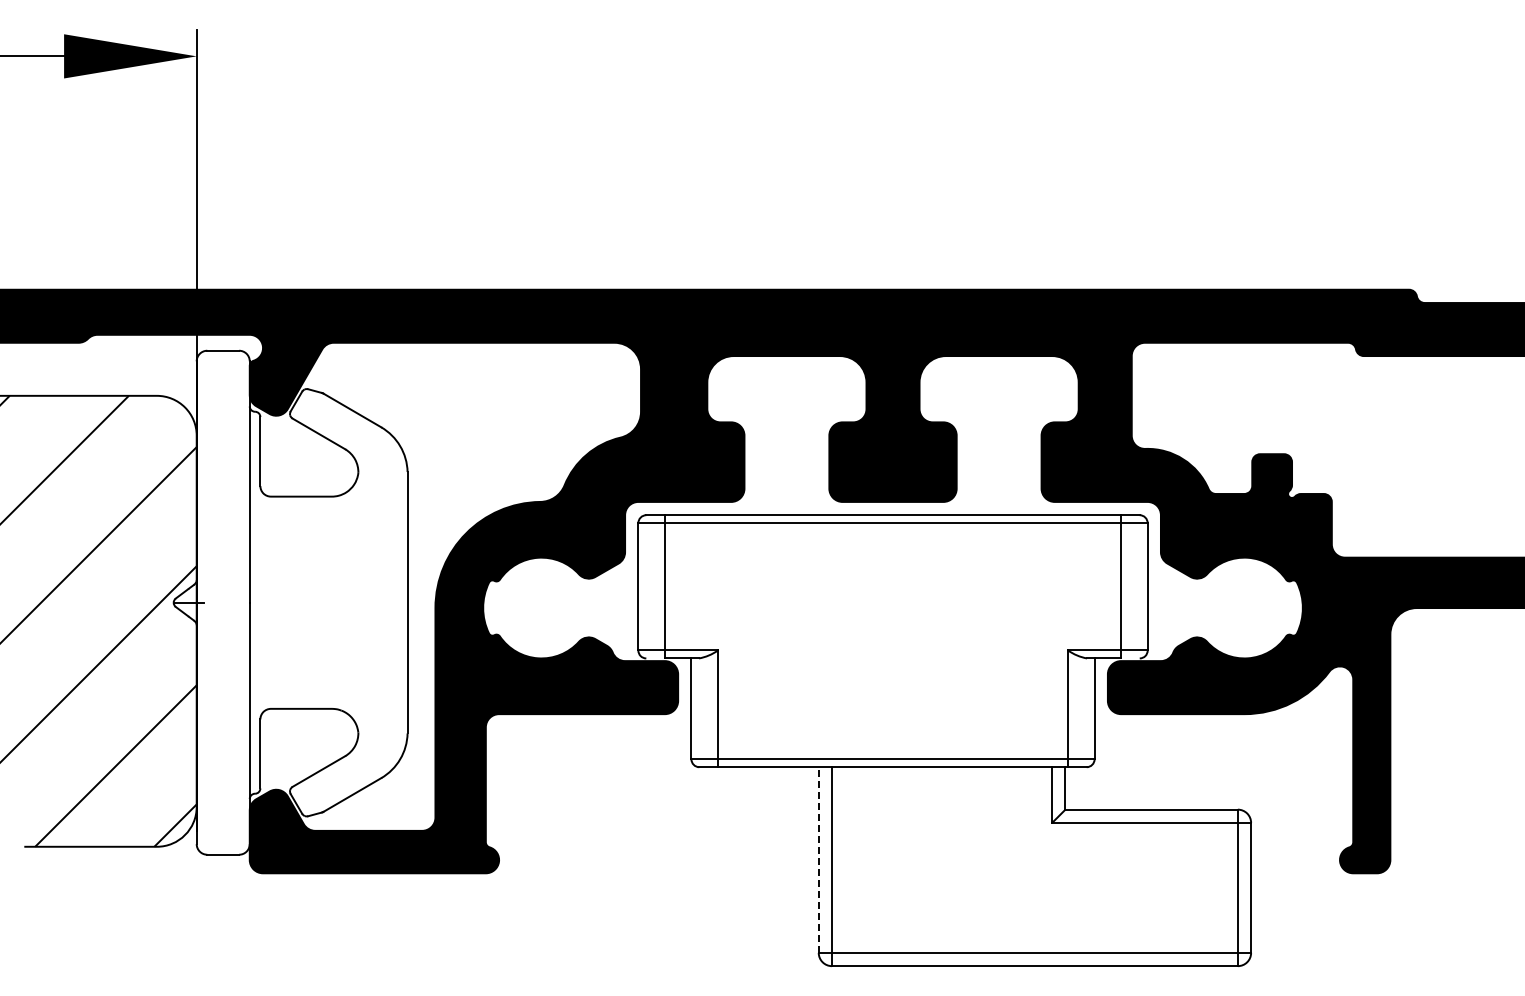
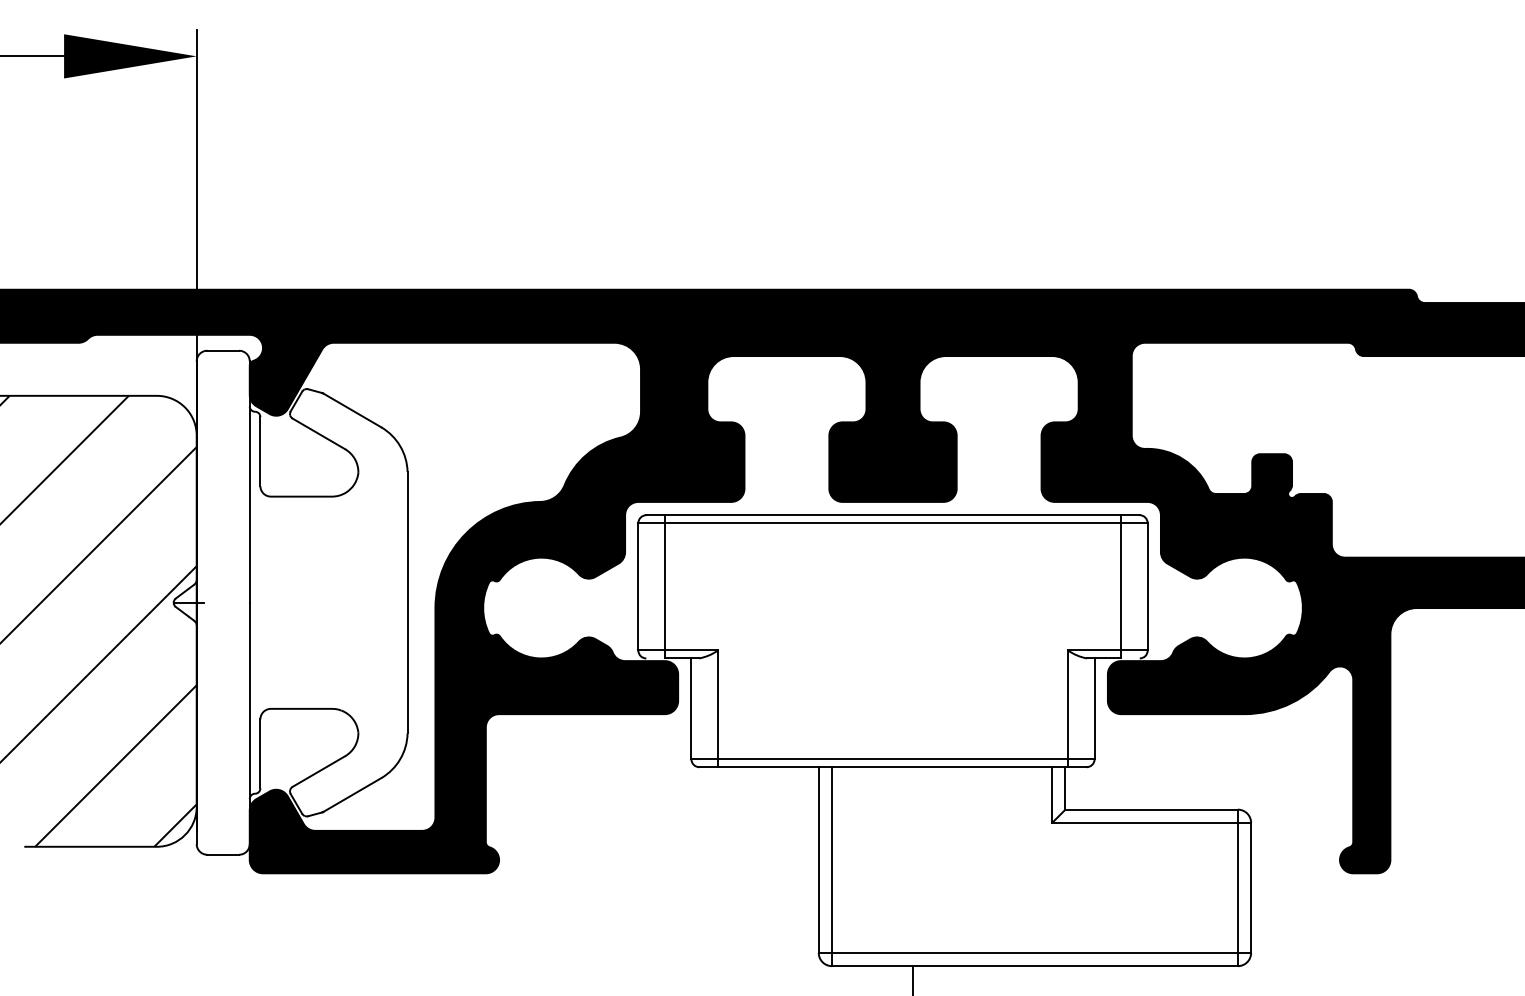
line: dashed -> solid (818, 860)
line: none -> present (912, 979)
